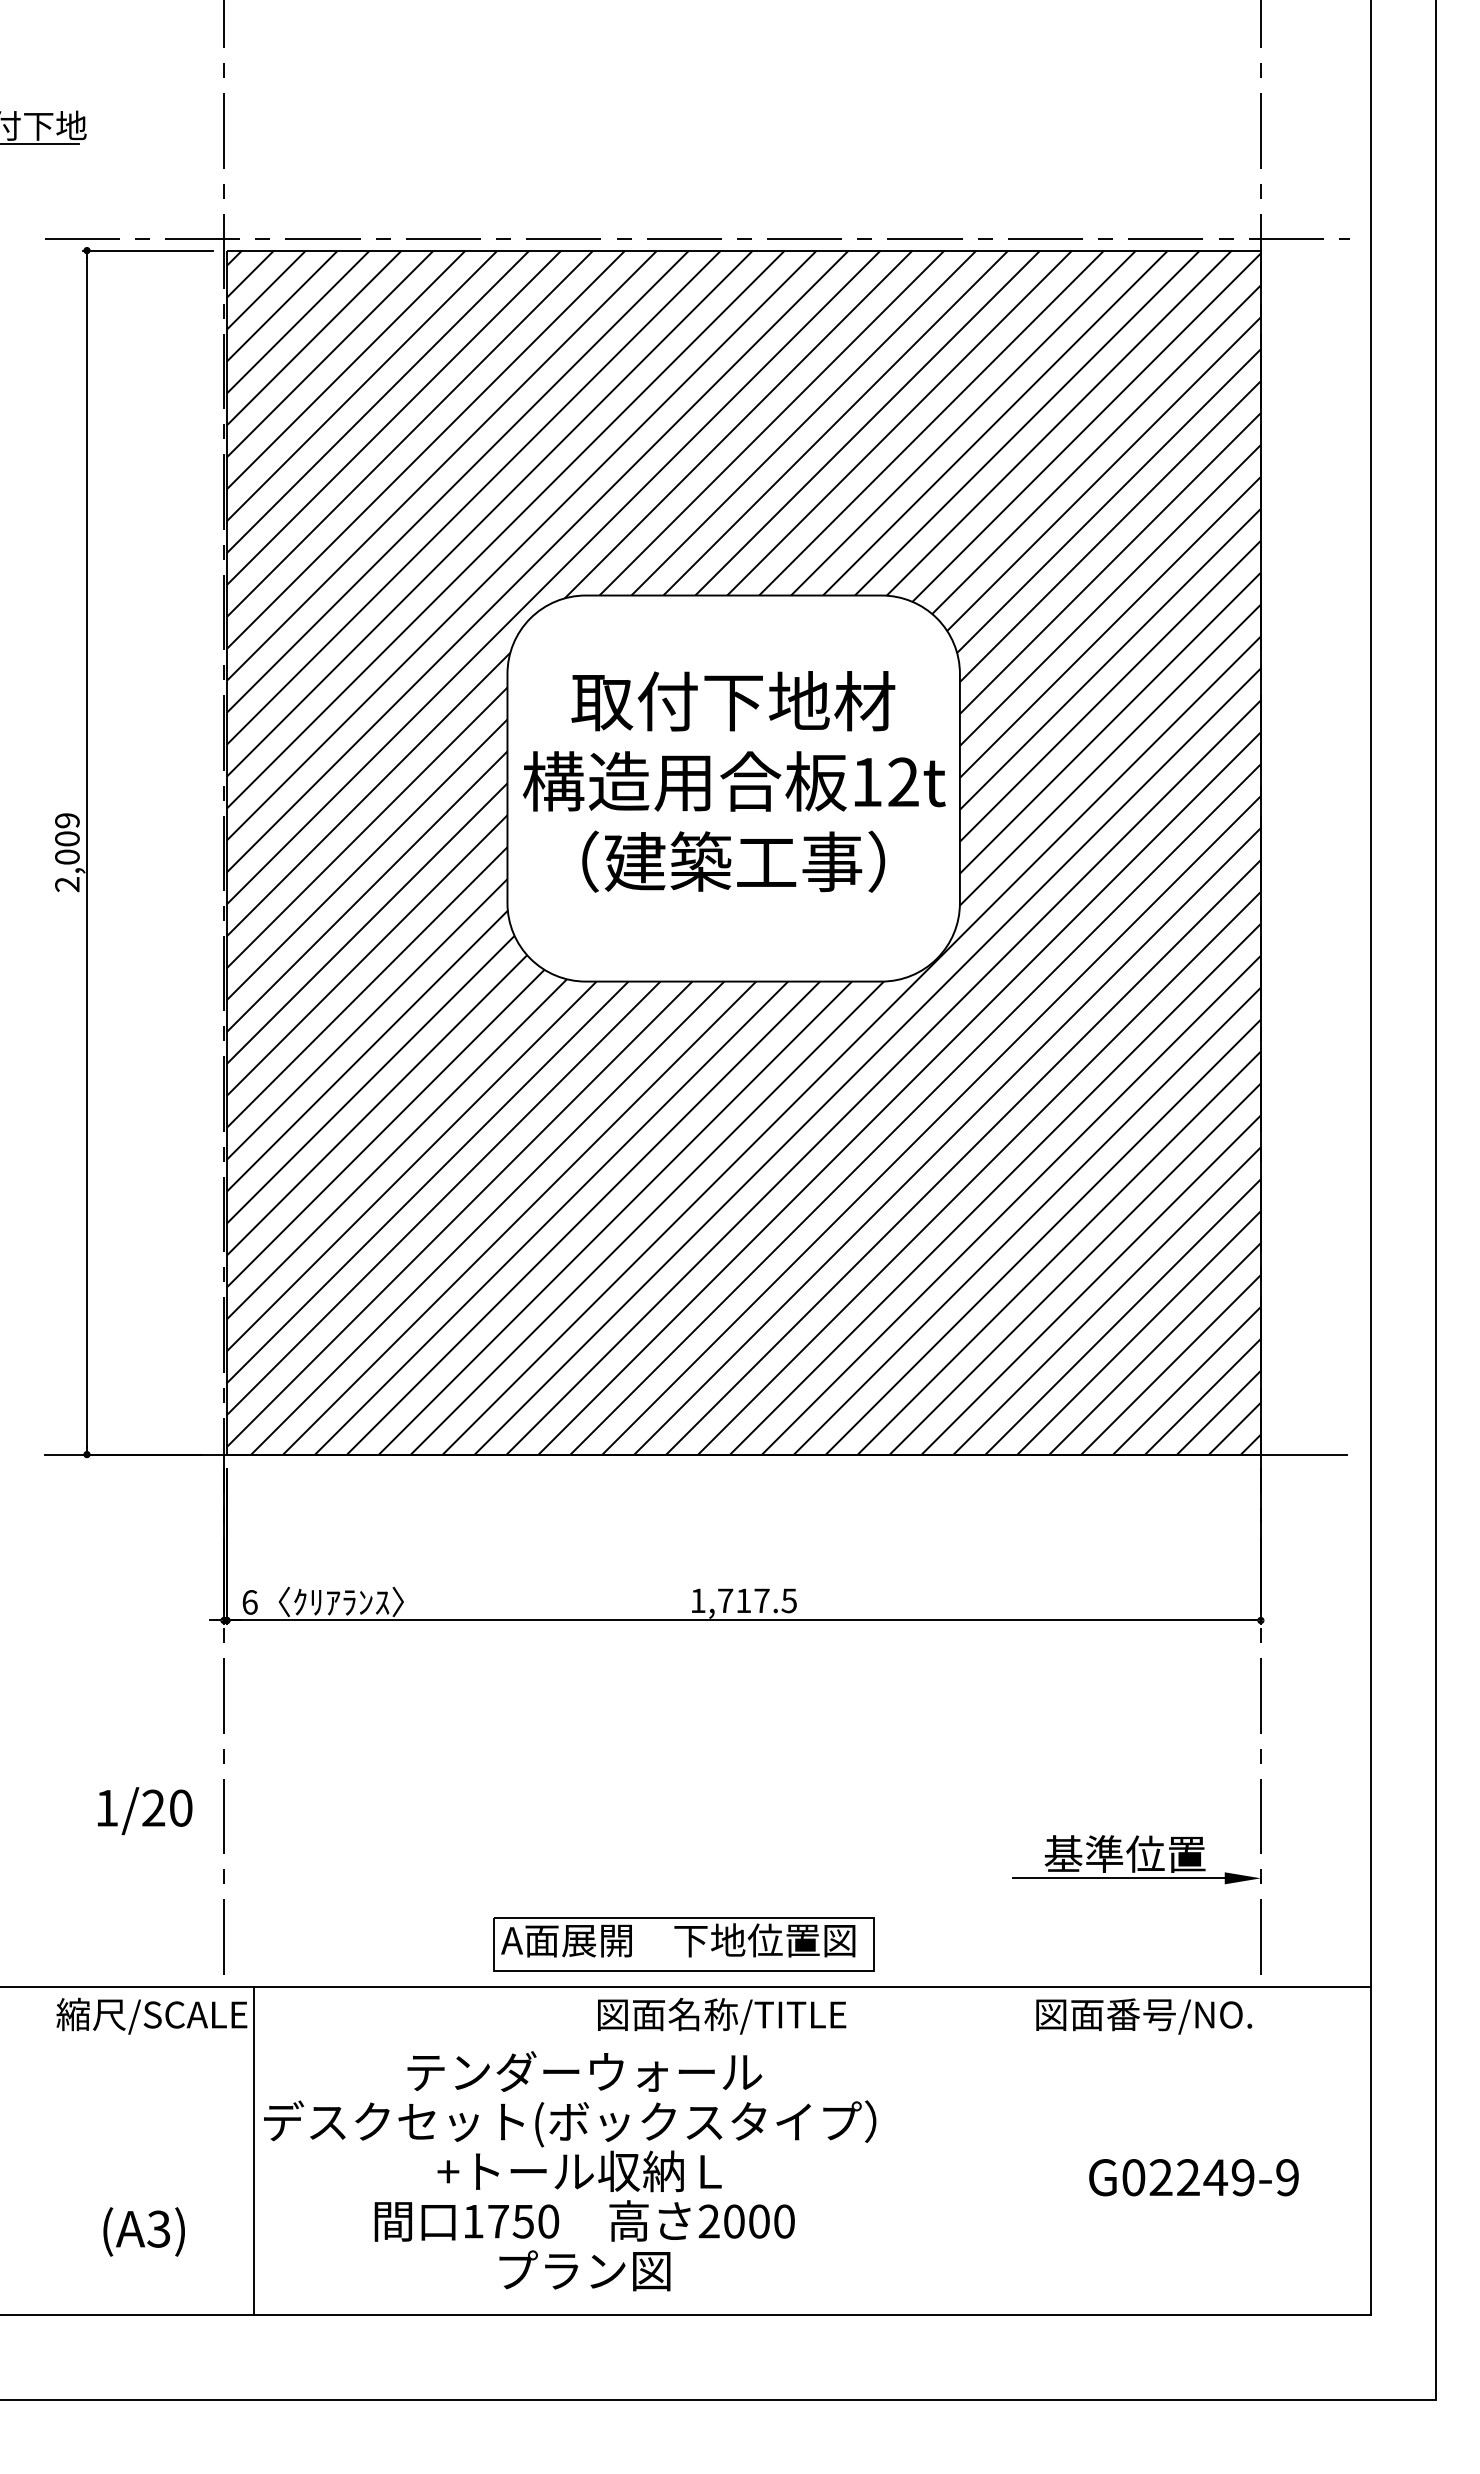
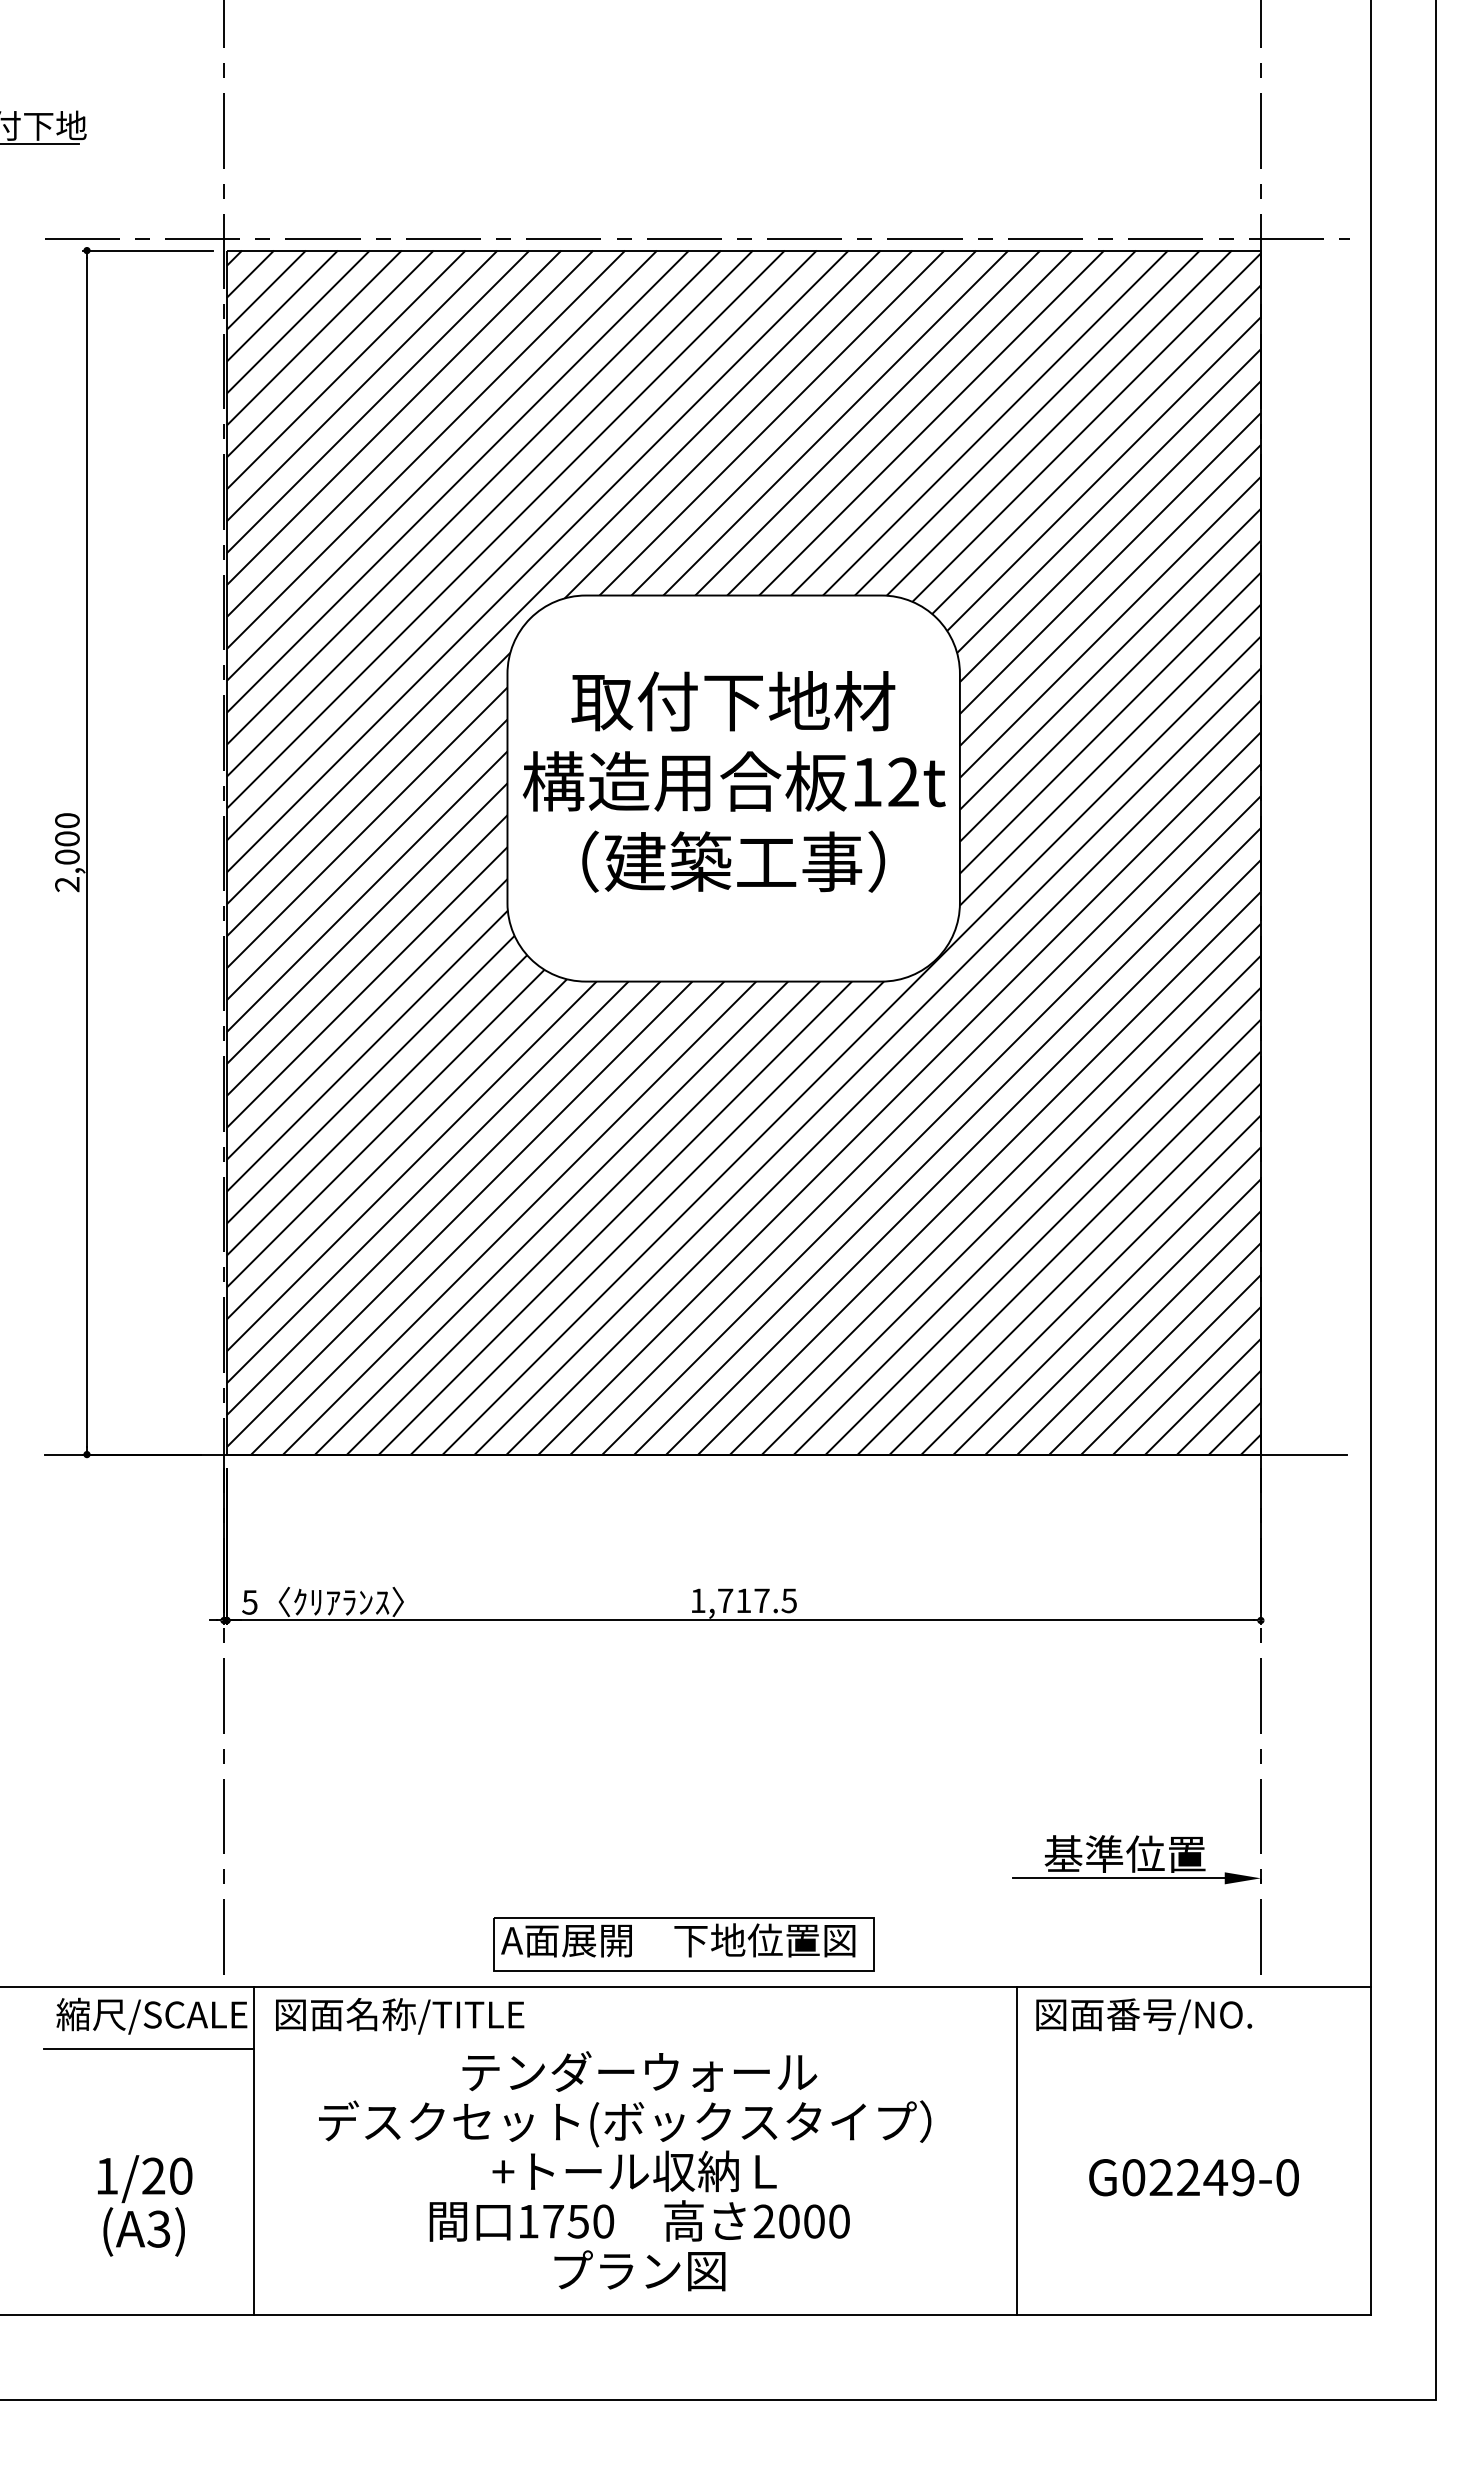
text: 2,009 -> 2,000 (67, 820)
text: 6 -> 5 (249, 1602)
text position: (145, 1811) -> (145, 2179) (145, 2179)
text position: (722, 2016) -> (400, 2016) (400, 2016)
line: none -> present (148, 2049)
line: none -> present (1017, 2151)
text position: (570, 2171) -> (625, 2171) (625, 2171)
text: G02249-9 -> G02249-0 (1287, 2177)
